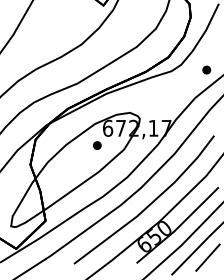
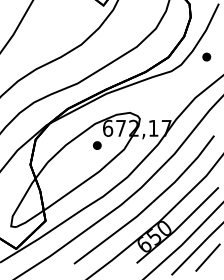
part position: (206, 69) -> (206, 56) (206, 56)
